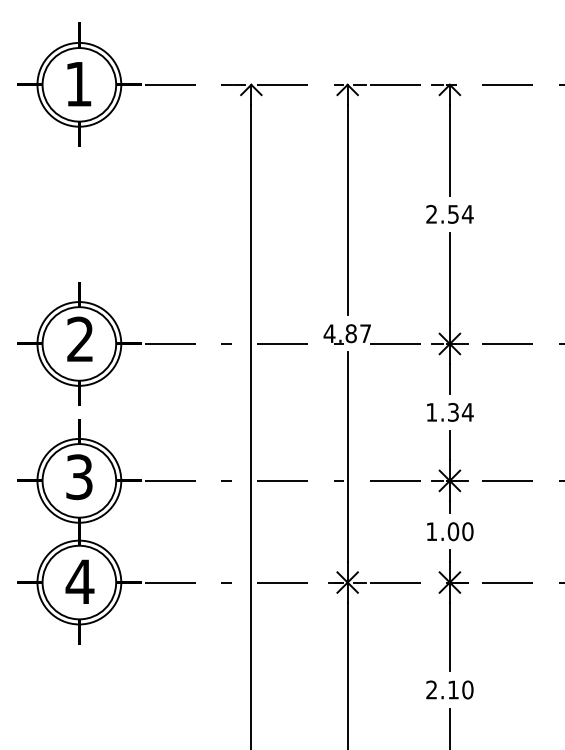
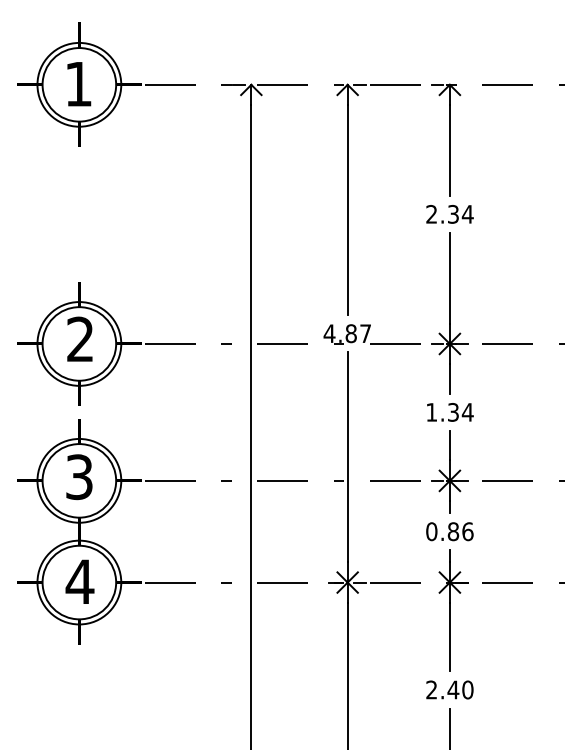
text: 2.54 -> 2.34 (453, 213)
text: 1.00 -> 0.86 (449, 531)
text: 2.10 -> 2.40 (453, 689)
